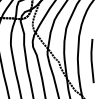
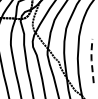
line: solid -> dashed (91, 60)
